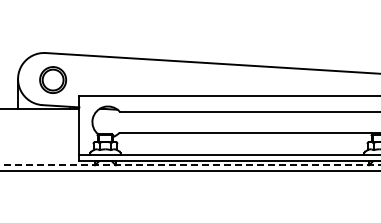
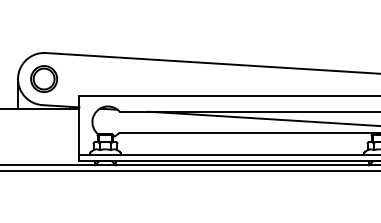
part position: (53, 79) -> (44, 78) (44, 78)
line: none -> present (262, 118)
line: dashed -> solid (190, 165)
